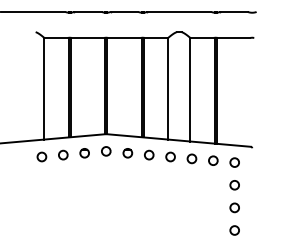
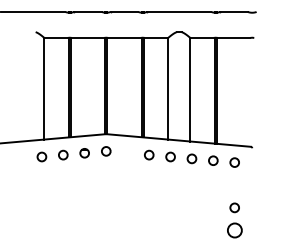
part: present -> none (127, 153)
circle: present -> none (234, 185)
circle size: 11x11 px -> 16x17 px (234, 230)
